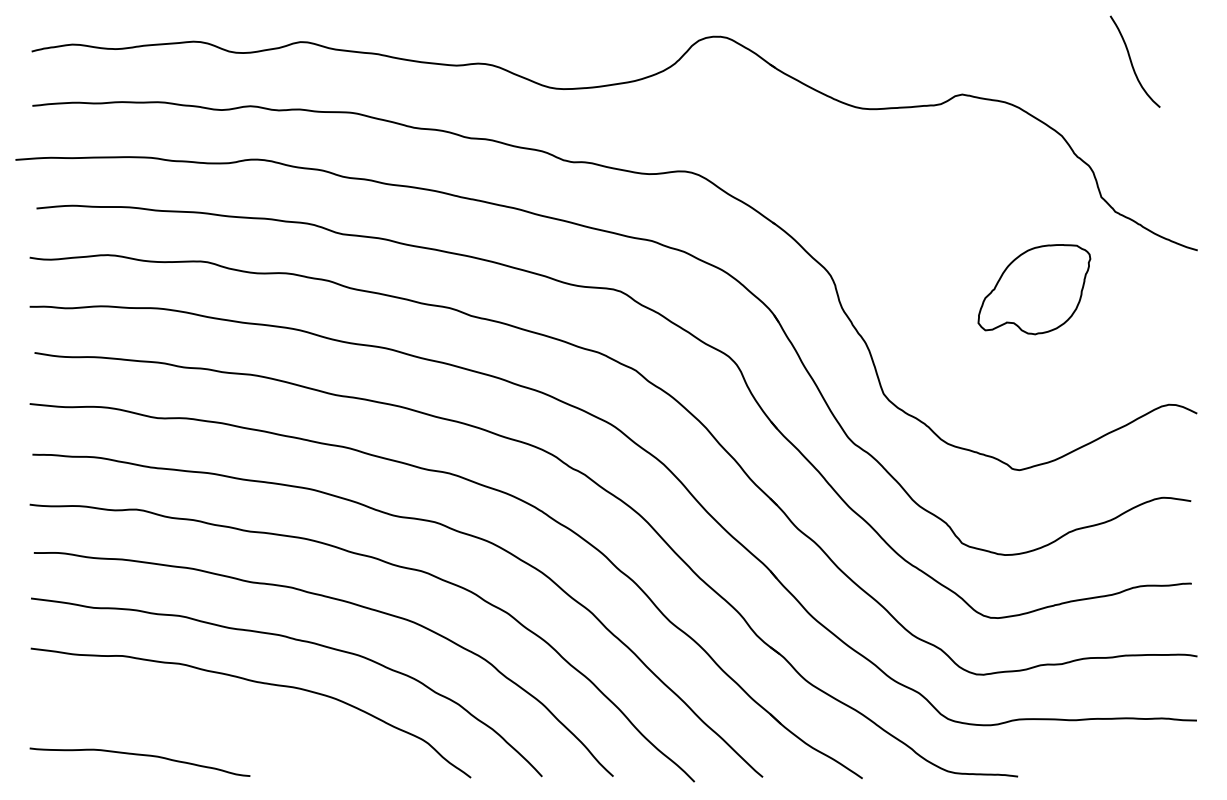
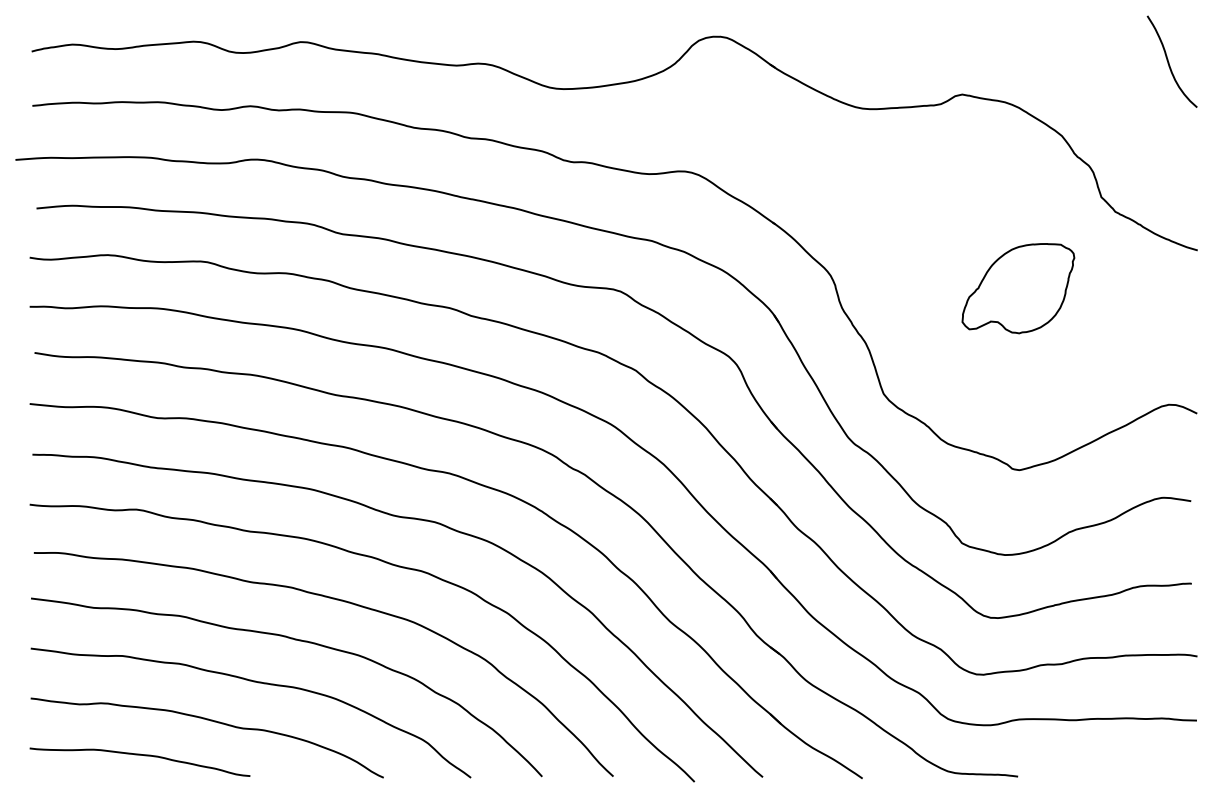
curve position: (1132, 62) -> (1169, 62) (1169, 62)
part position: (1034, 289) -> (1018, 288) (1018, 288)
curve: none -> present (210, 721)
